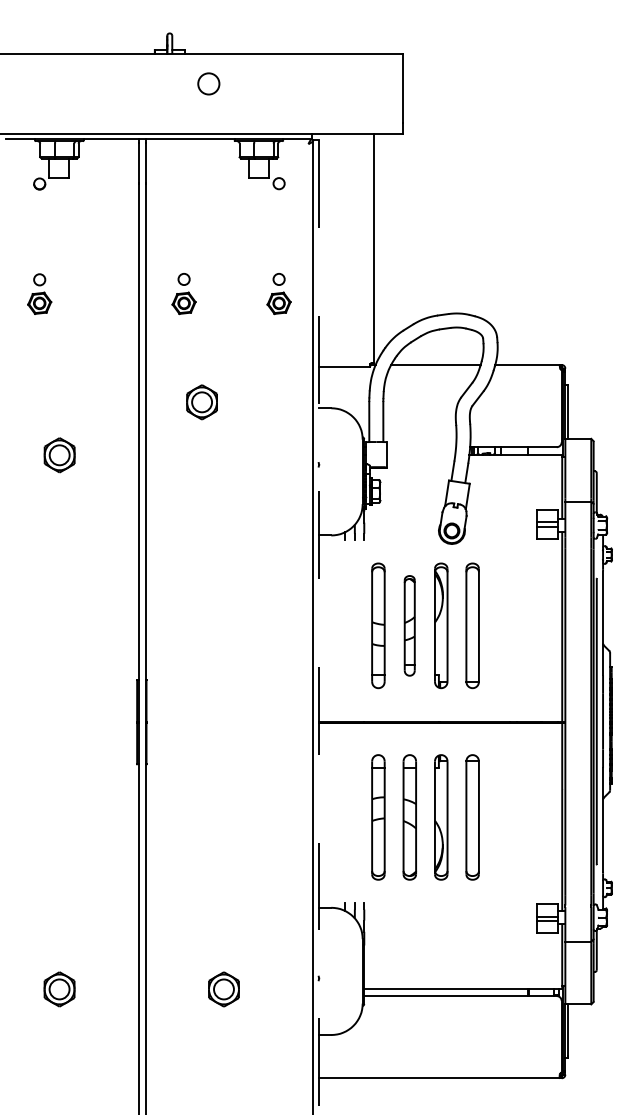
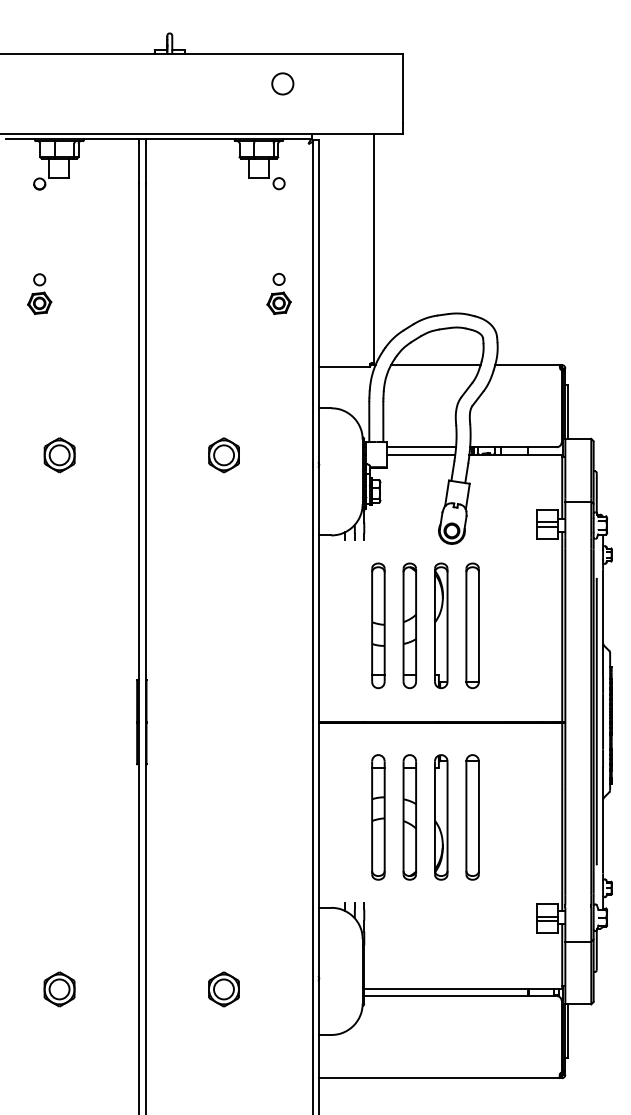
circle position: (208, 83) -> (282, 83) (282, 83)
part: present -> none (183, 294)
part position: (201, 402) -> (223, 455) (223, 455)
line: none -> present (421, 447)
line: none -> present (420, 454)
part size: 13x102 px -> 15x128 px (409, 625)
line: dashed -> solid (318, 627)
